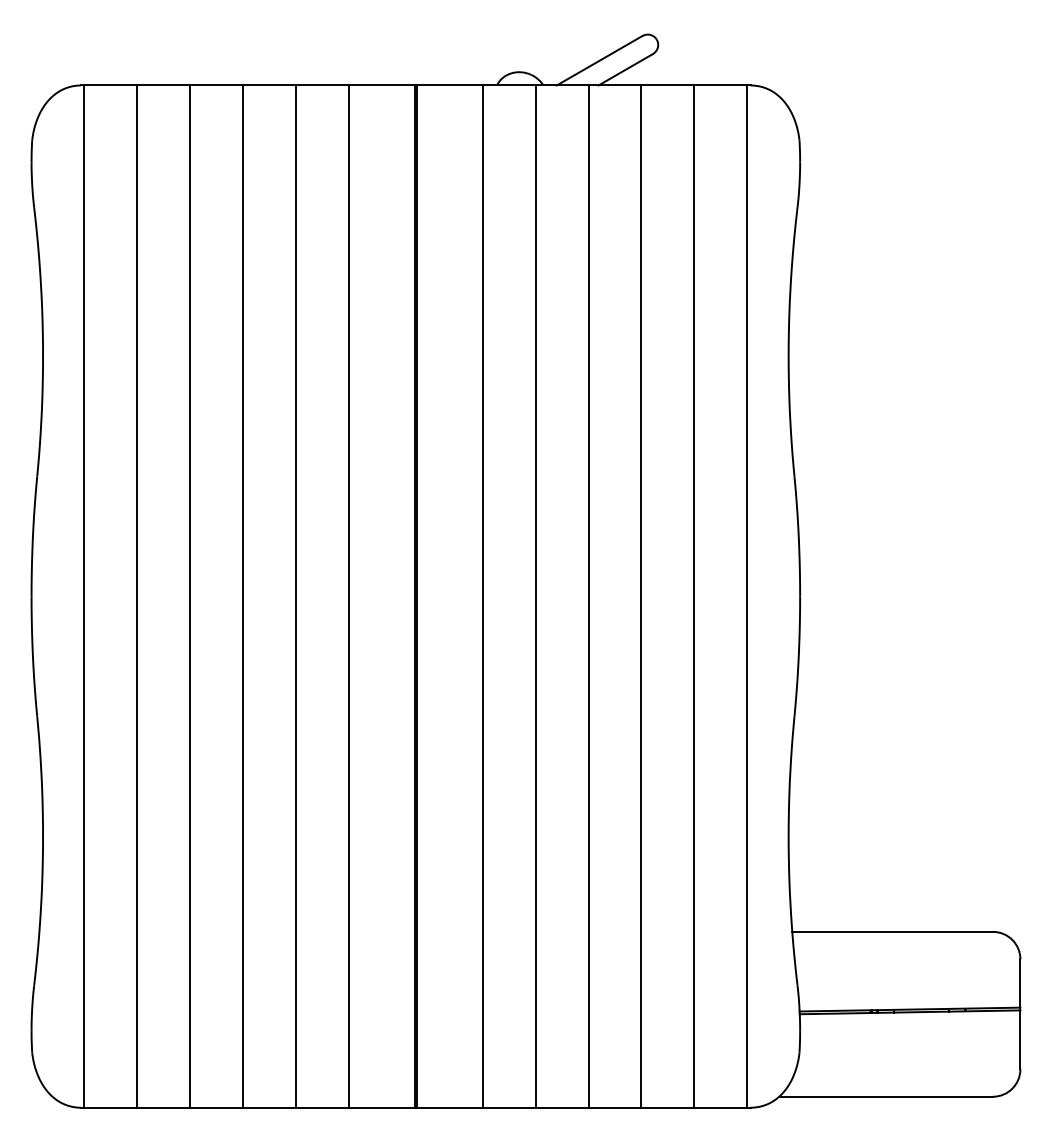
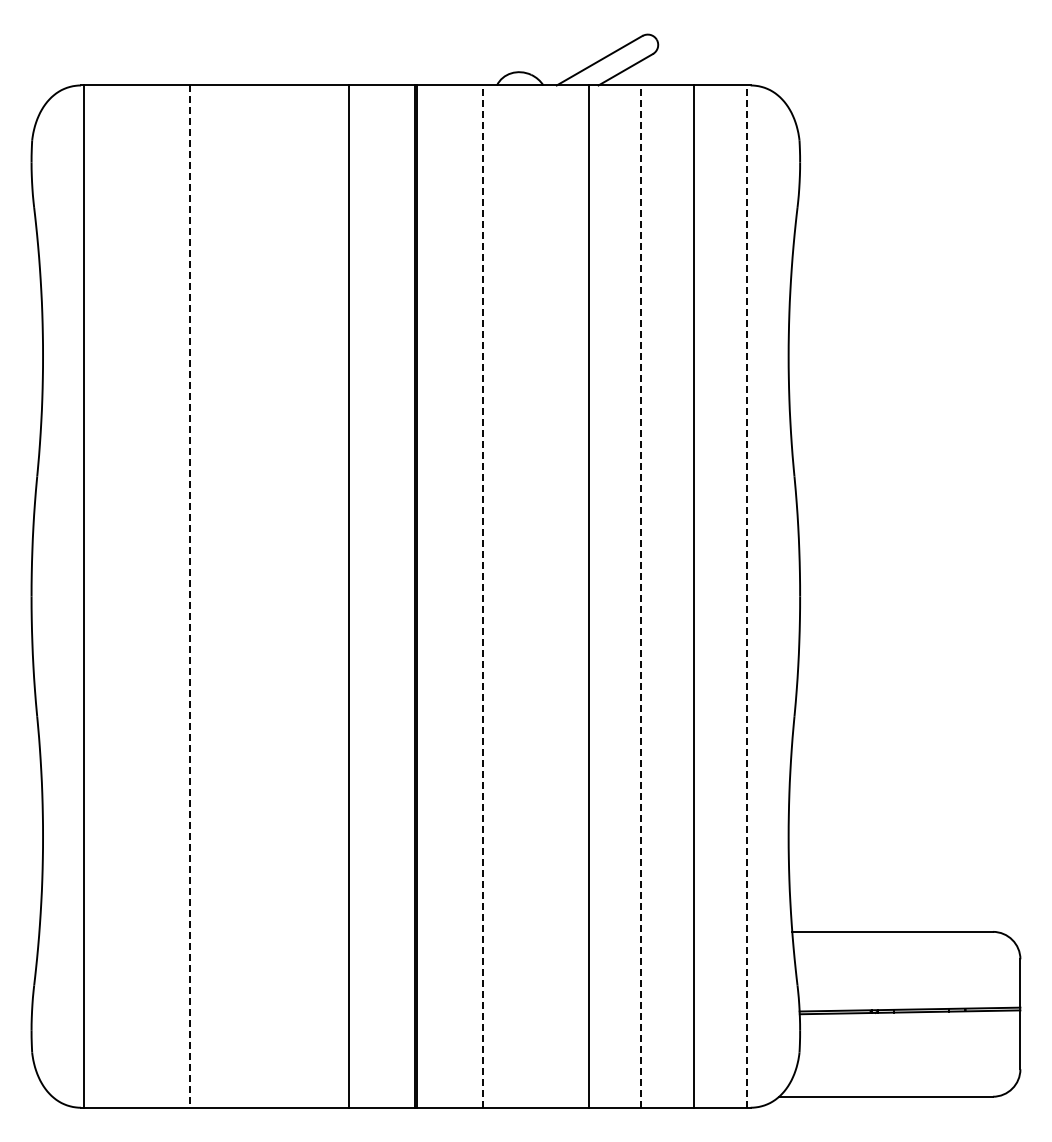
line: present -> none (137, 596)
line: present -> none (243, 596)
line: present -> none (296, 596)
line: solid -> dashed (482, 596)
line: present -> none (535, 596)
line: solid -> dashed (641, 596)
line: solid -> dashed (747, 596)
line: solid -> dashed (190, 597)
